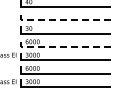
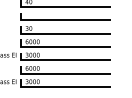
line: dashed -> solid (61, 20)
line: dashed -> solid (61, 47)
